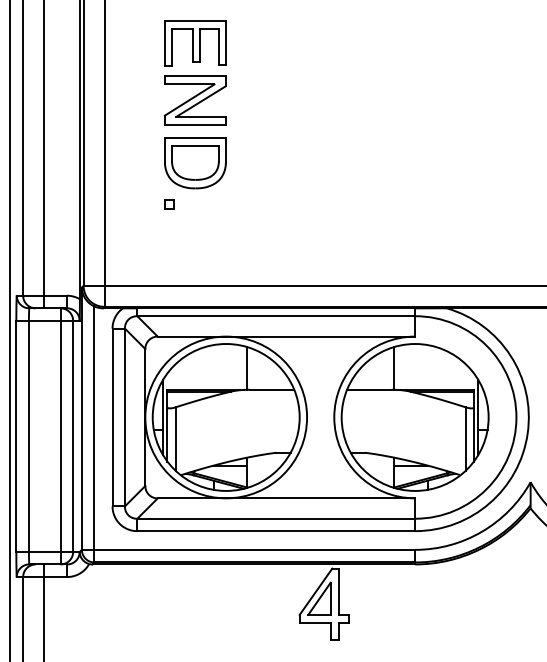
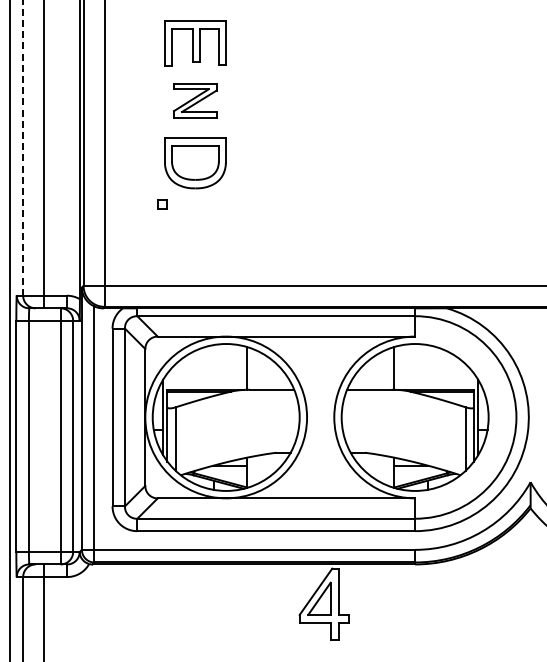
part size: 63x51 px -> 45x36 px (195, 100)
line: solid -> dashed (23, 147)
part position: (169, 204) -> (162, 204) (162, 204)
